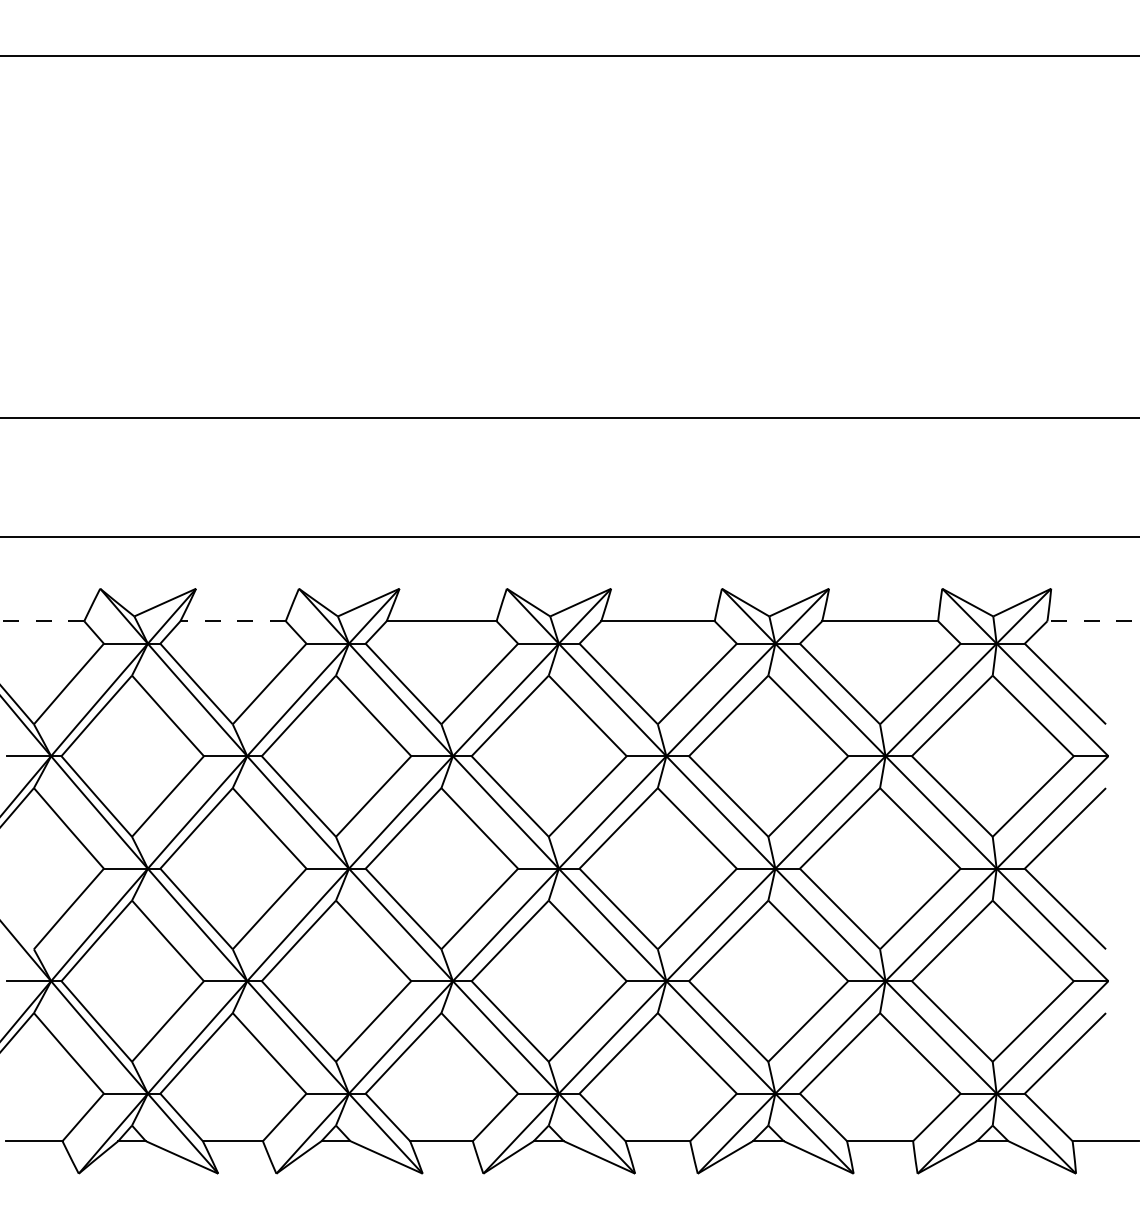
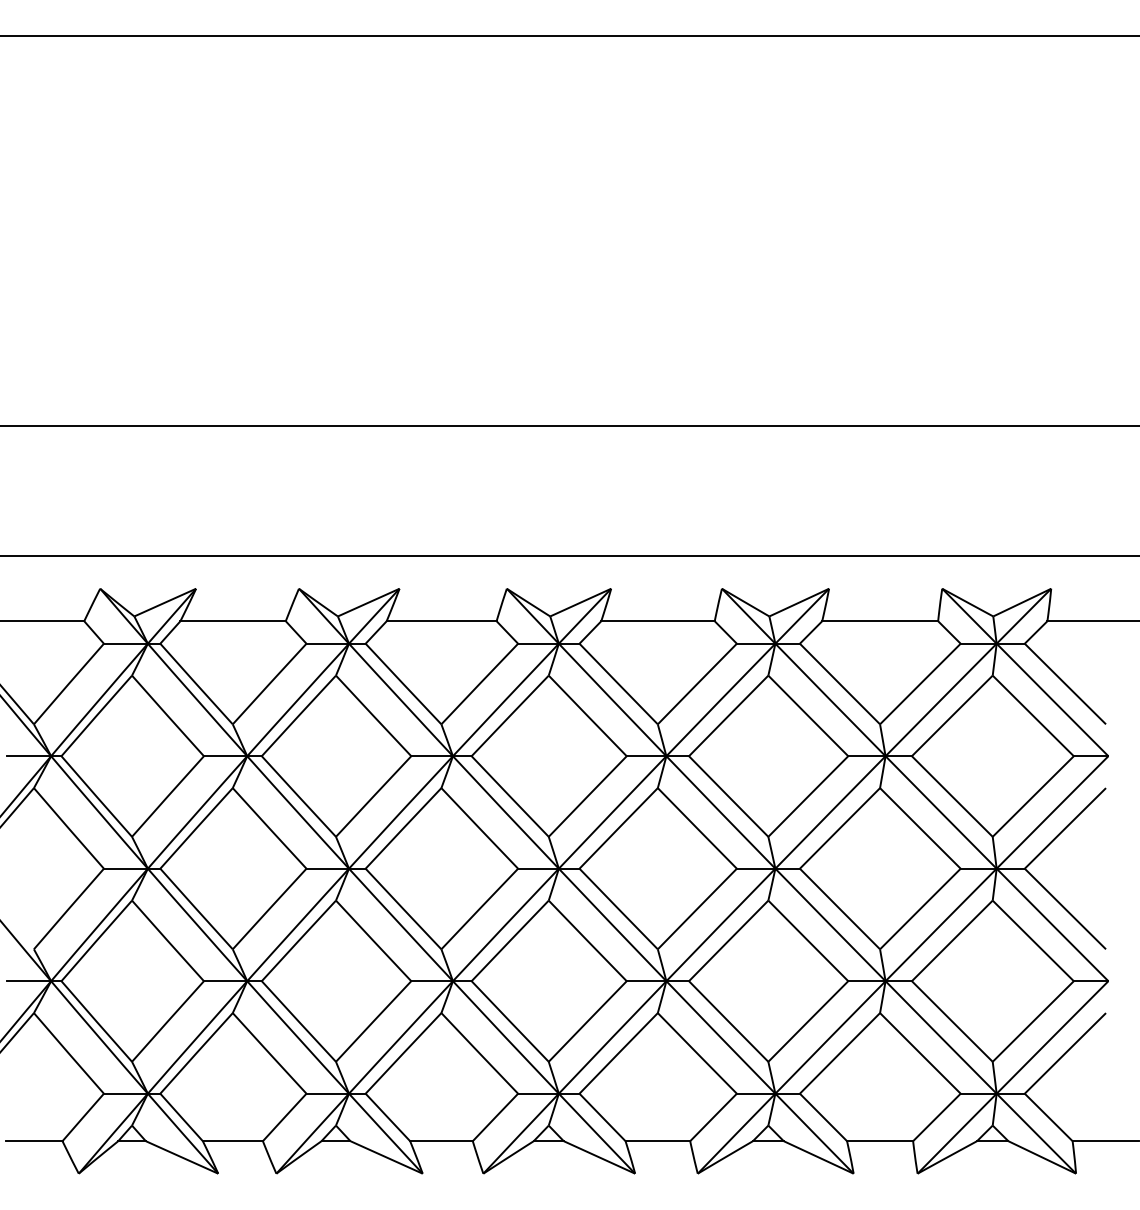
line position: (569, 56) -> (569, 36) (569, 36)
line position: (569, 418) -> (569, 426) (569, 426)
line position: (569, 537) -> (569, 556) (569, 556)
line: dashed -> solid (42, 621)
line: dashed -> solid (233, 621)
line: dashed -> solid (1093, 621)
